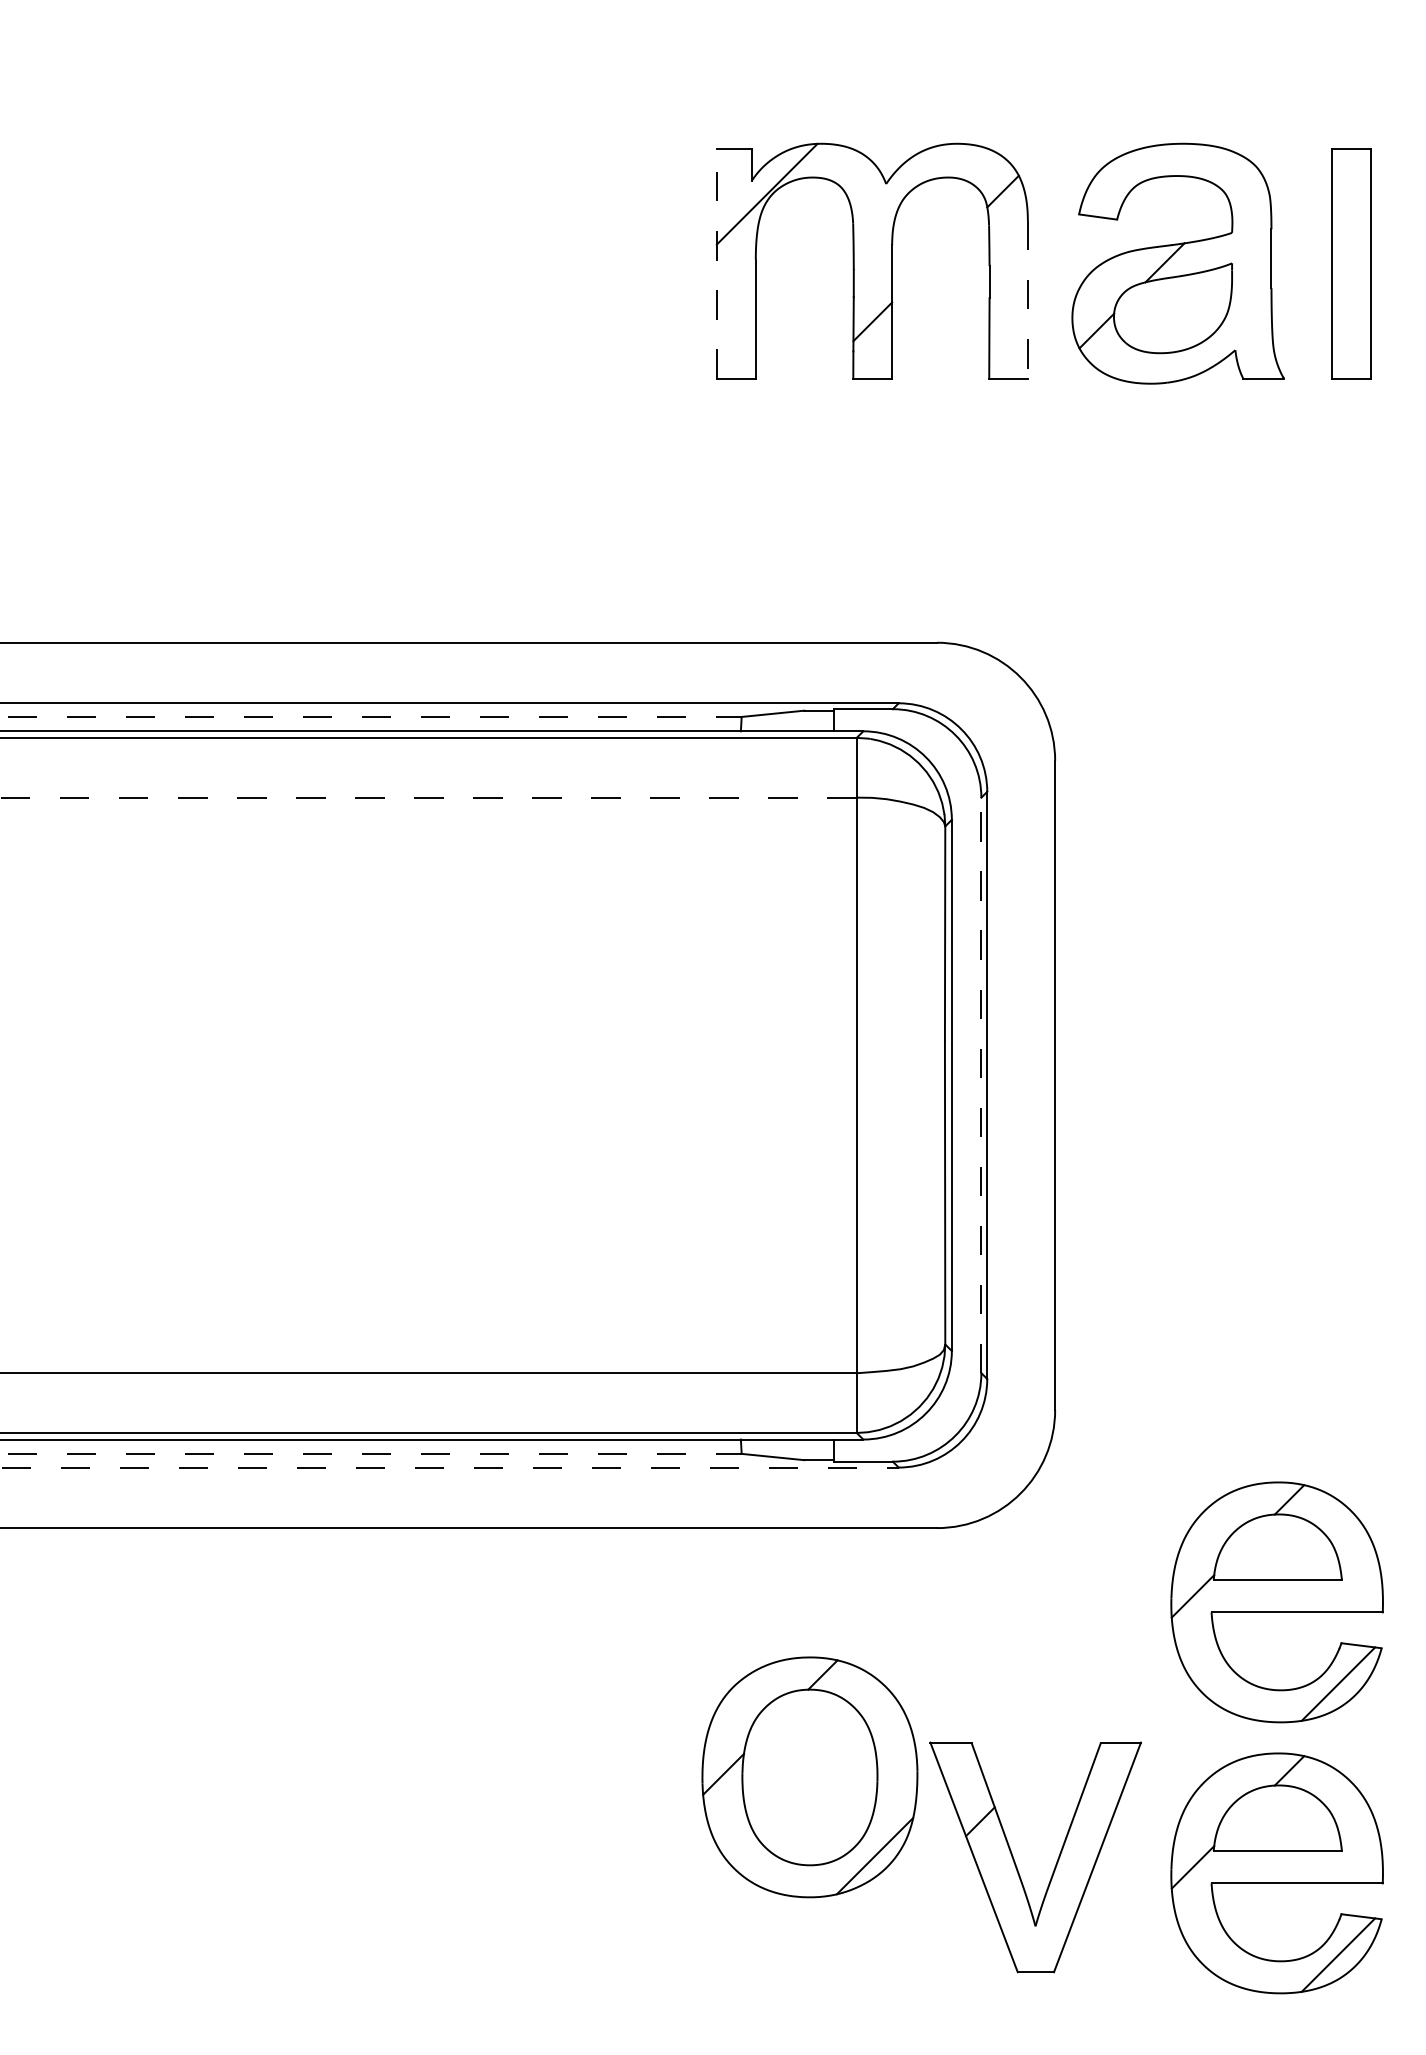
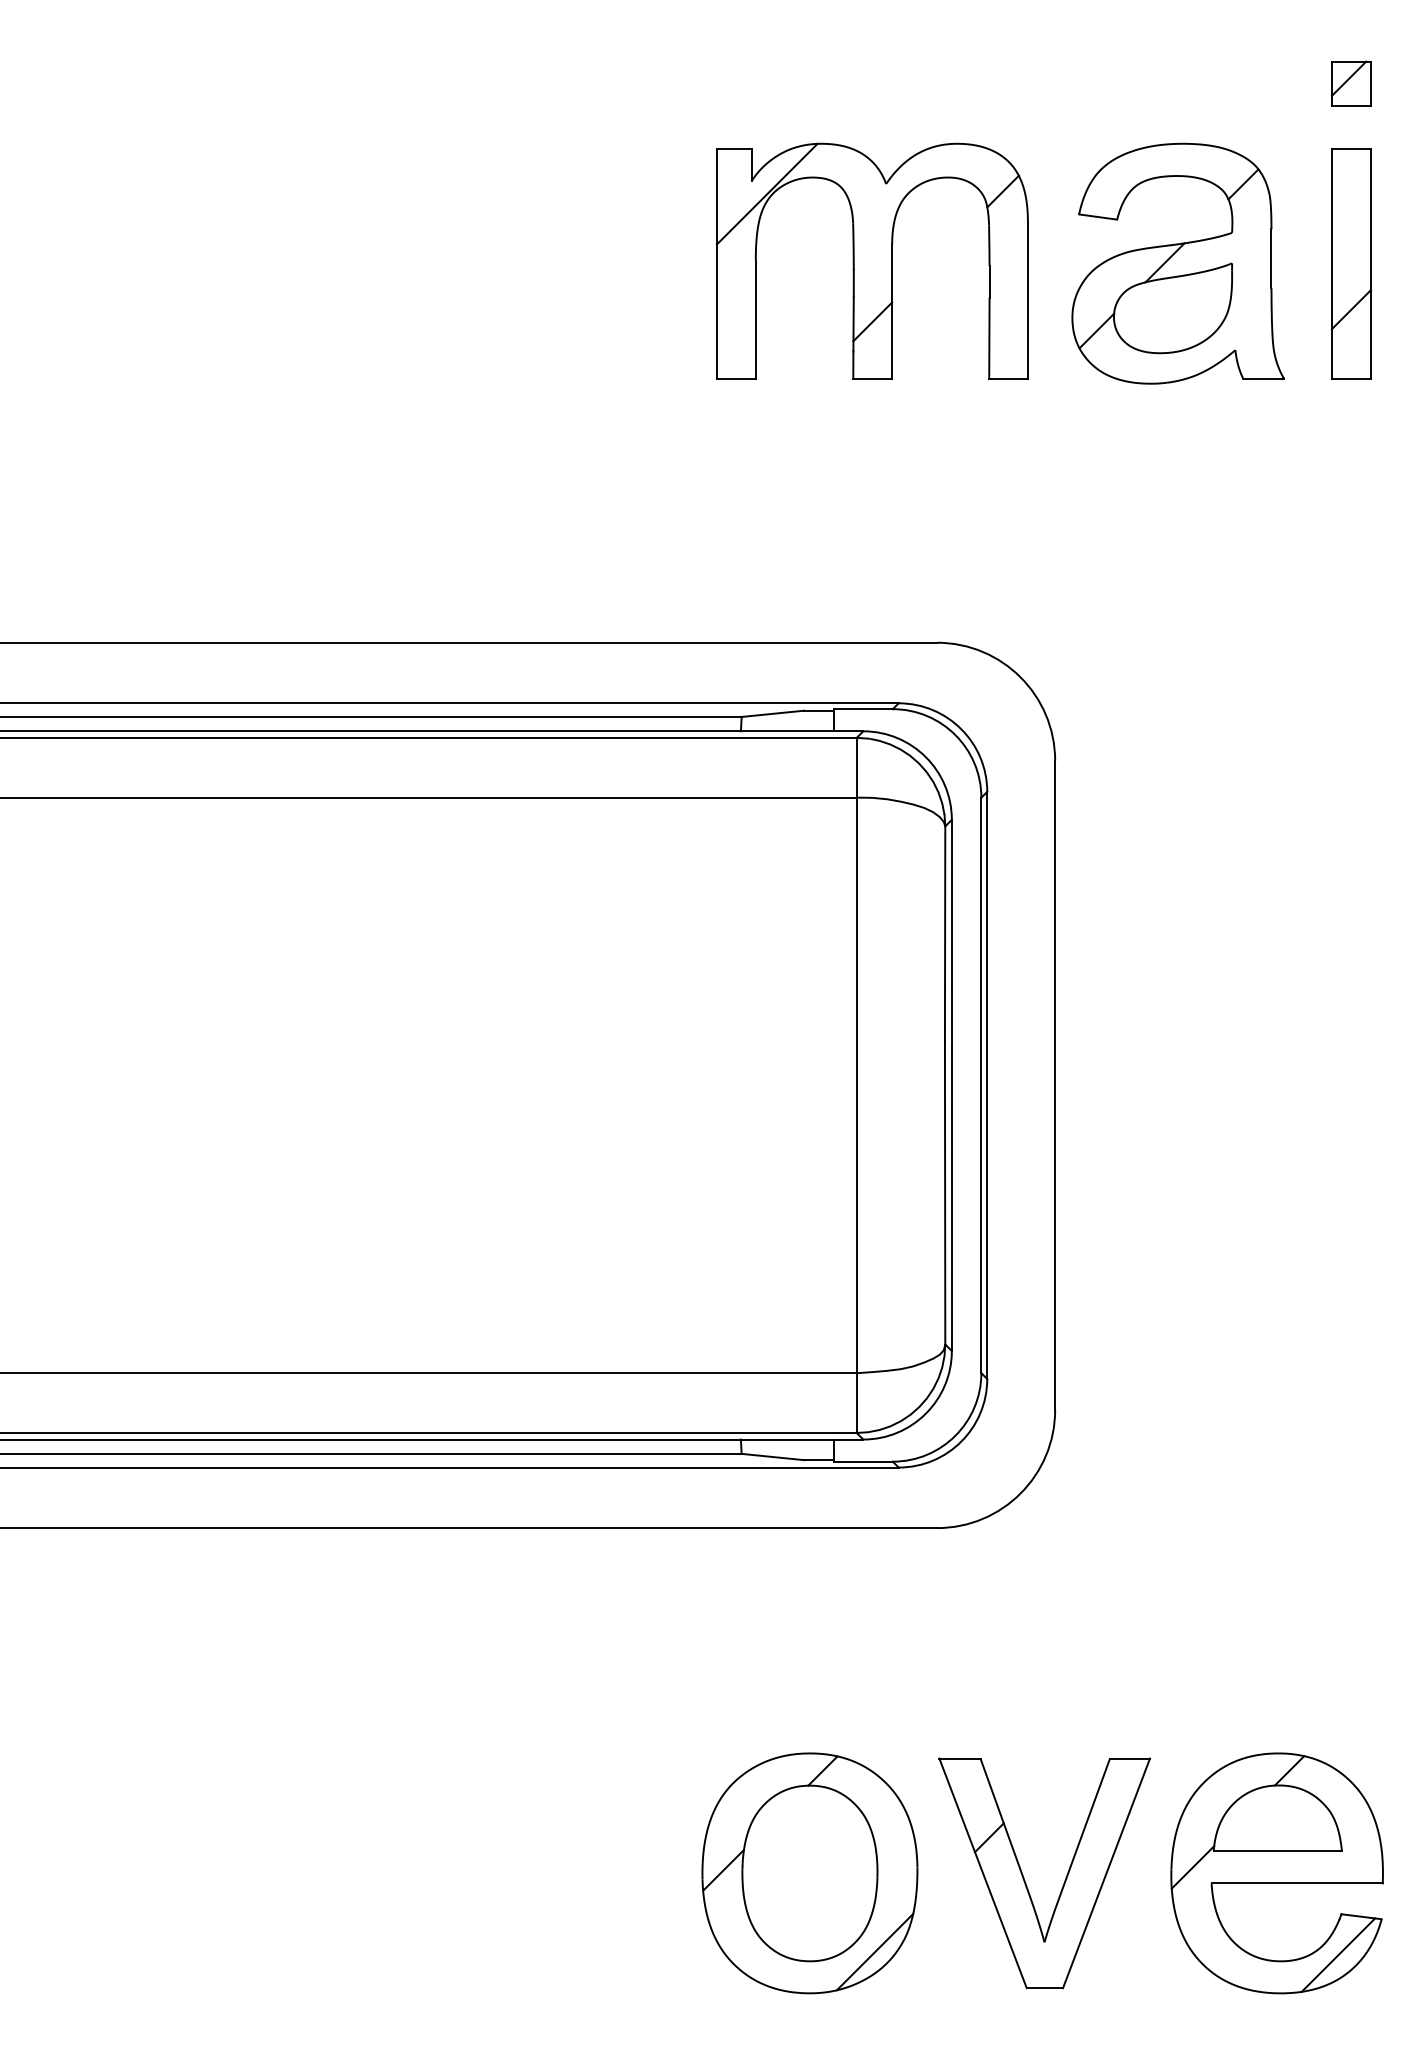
part: none -> present (1351, 83)
line: none -> present (1243, 184)
line: dashed -> solid (716, 263)
line: dashed -> solid (1027, 299)
line: none -> present (1350, 309)
line: dashed -> solid (371, 716)
line: dashed -> solid (428, 797)
line: dashed -> solid (981, 1085)
line: dashed -> solid (371, 1453)
line: dashed -> solid (449, 1467)
part: present -> none (1276, 1602)
part position: (809, 1777) -> (809, 1873) (809, 1873)
part position: (1016, 1864) -> (1025, 1880) (1025, 1880)
